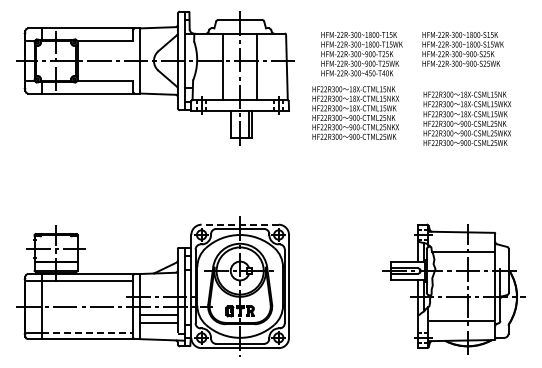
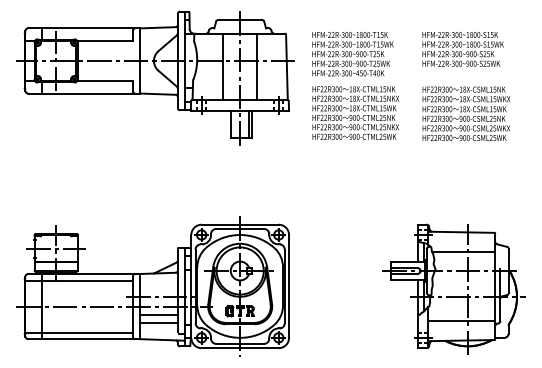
text position: (361, 54) -> (352, 54) (352, 54)
text position: (466, 118) -> (465, 113) (465, 113)
line: dashed -> solid (240, 224)
line: dashed -> solid (88, 332)
